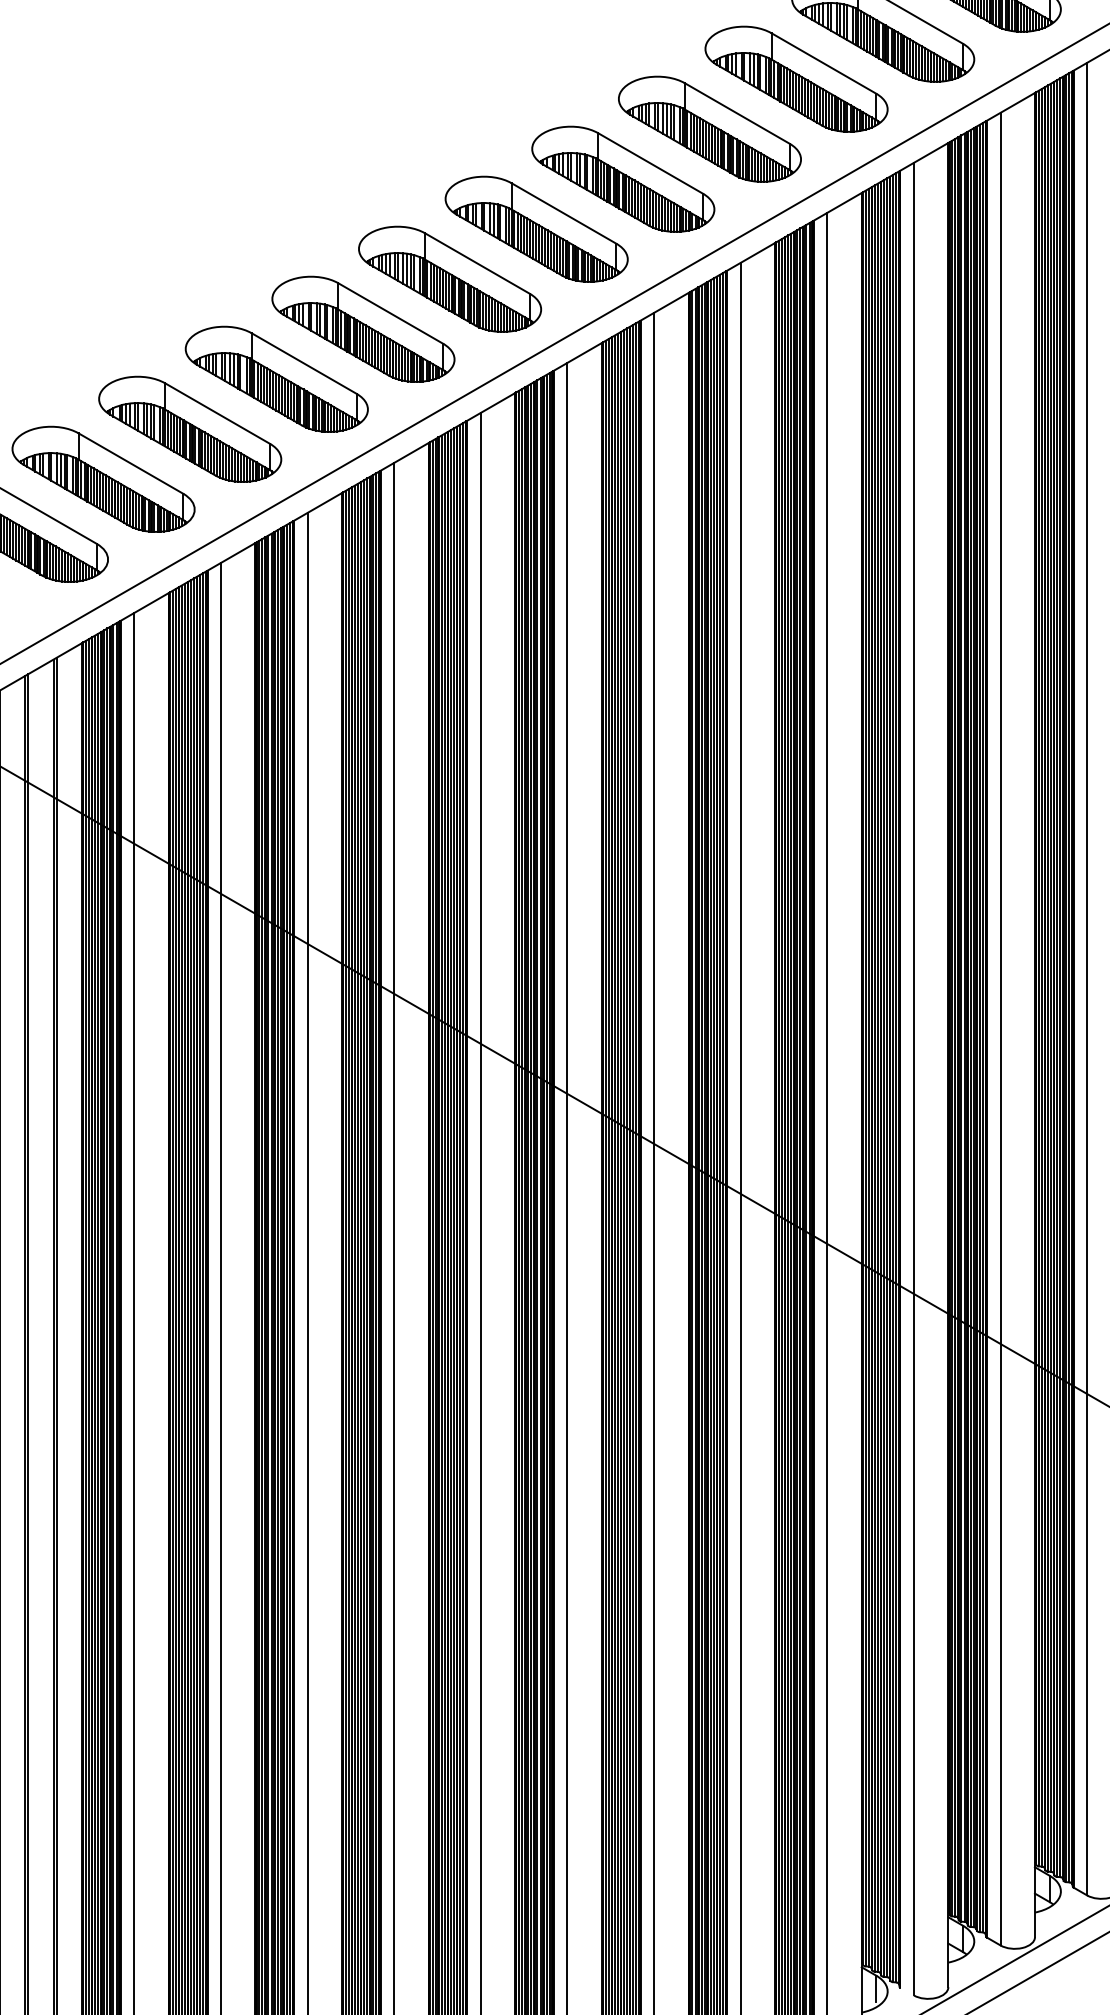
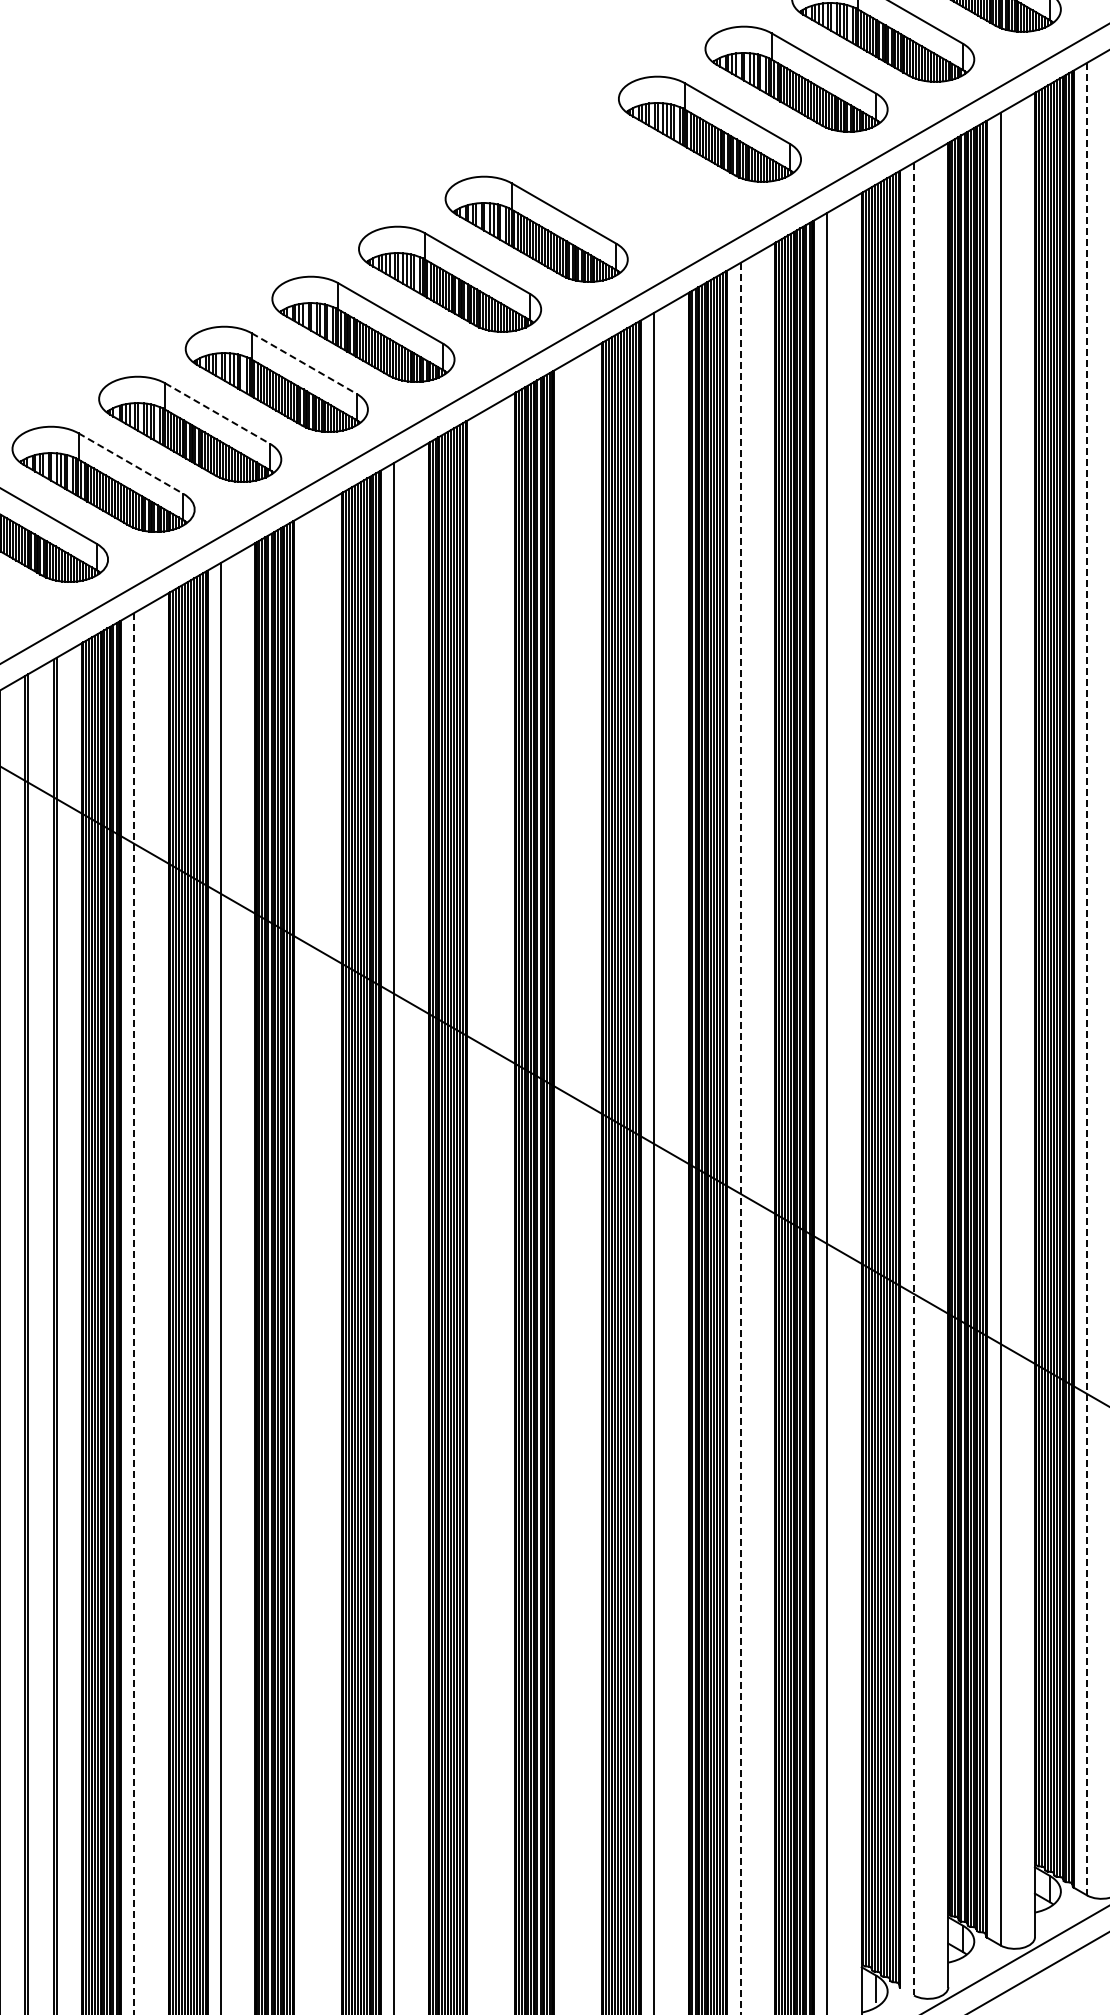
part: present -> none (623, 178)
line: solid -> dashed (304, 363)
line: solid -> dashed (217, 413)
line: solid -> dashed (130, 463)
line: solid -> dashed (1087, 979)
line: solid -> dashed (913, 1079)
line: solid -> dashed (740, 1138)
line: present -> none (567, 1186)
line: present -> none (480, 1211)
line: present -> none (307, 1261)
line: solid -> dashed (134, 1313)
